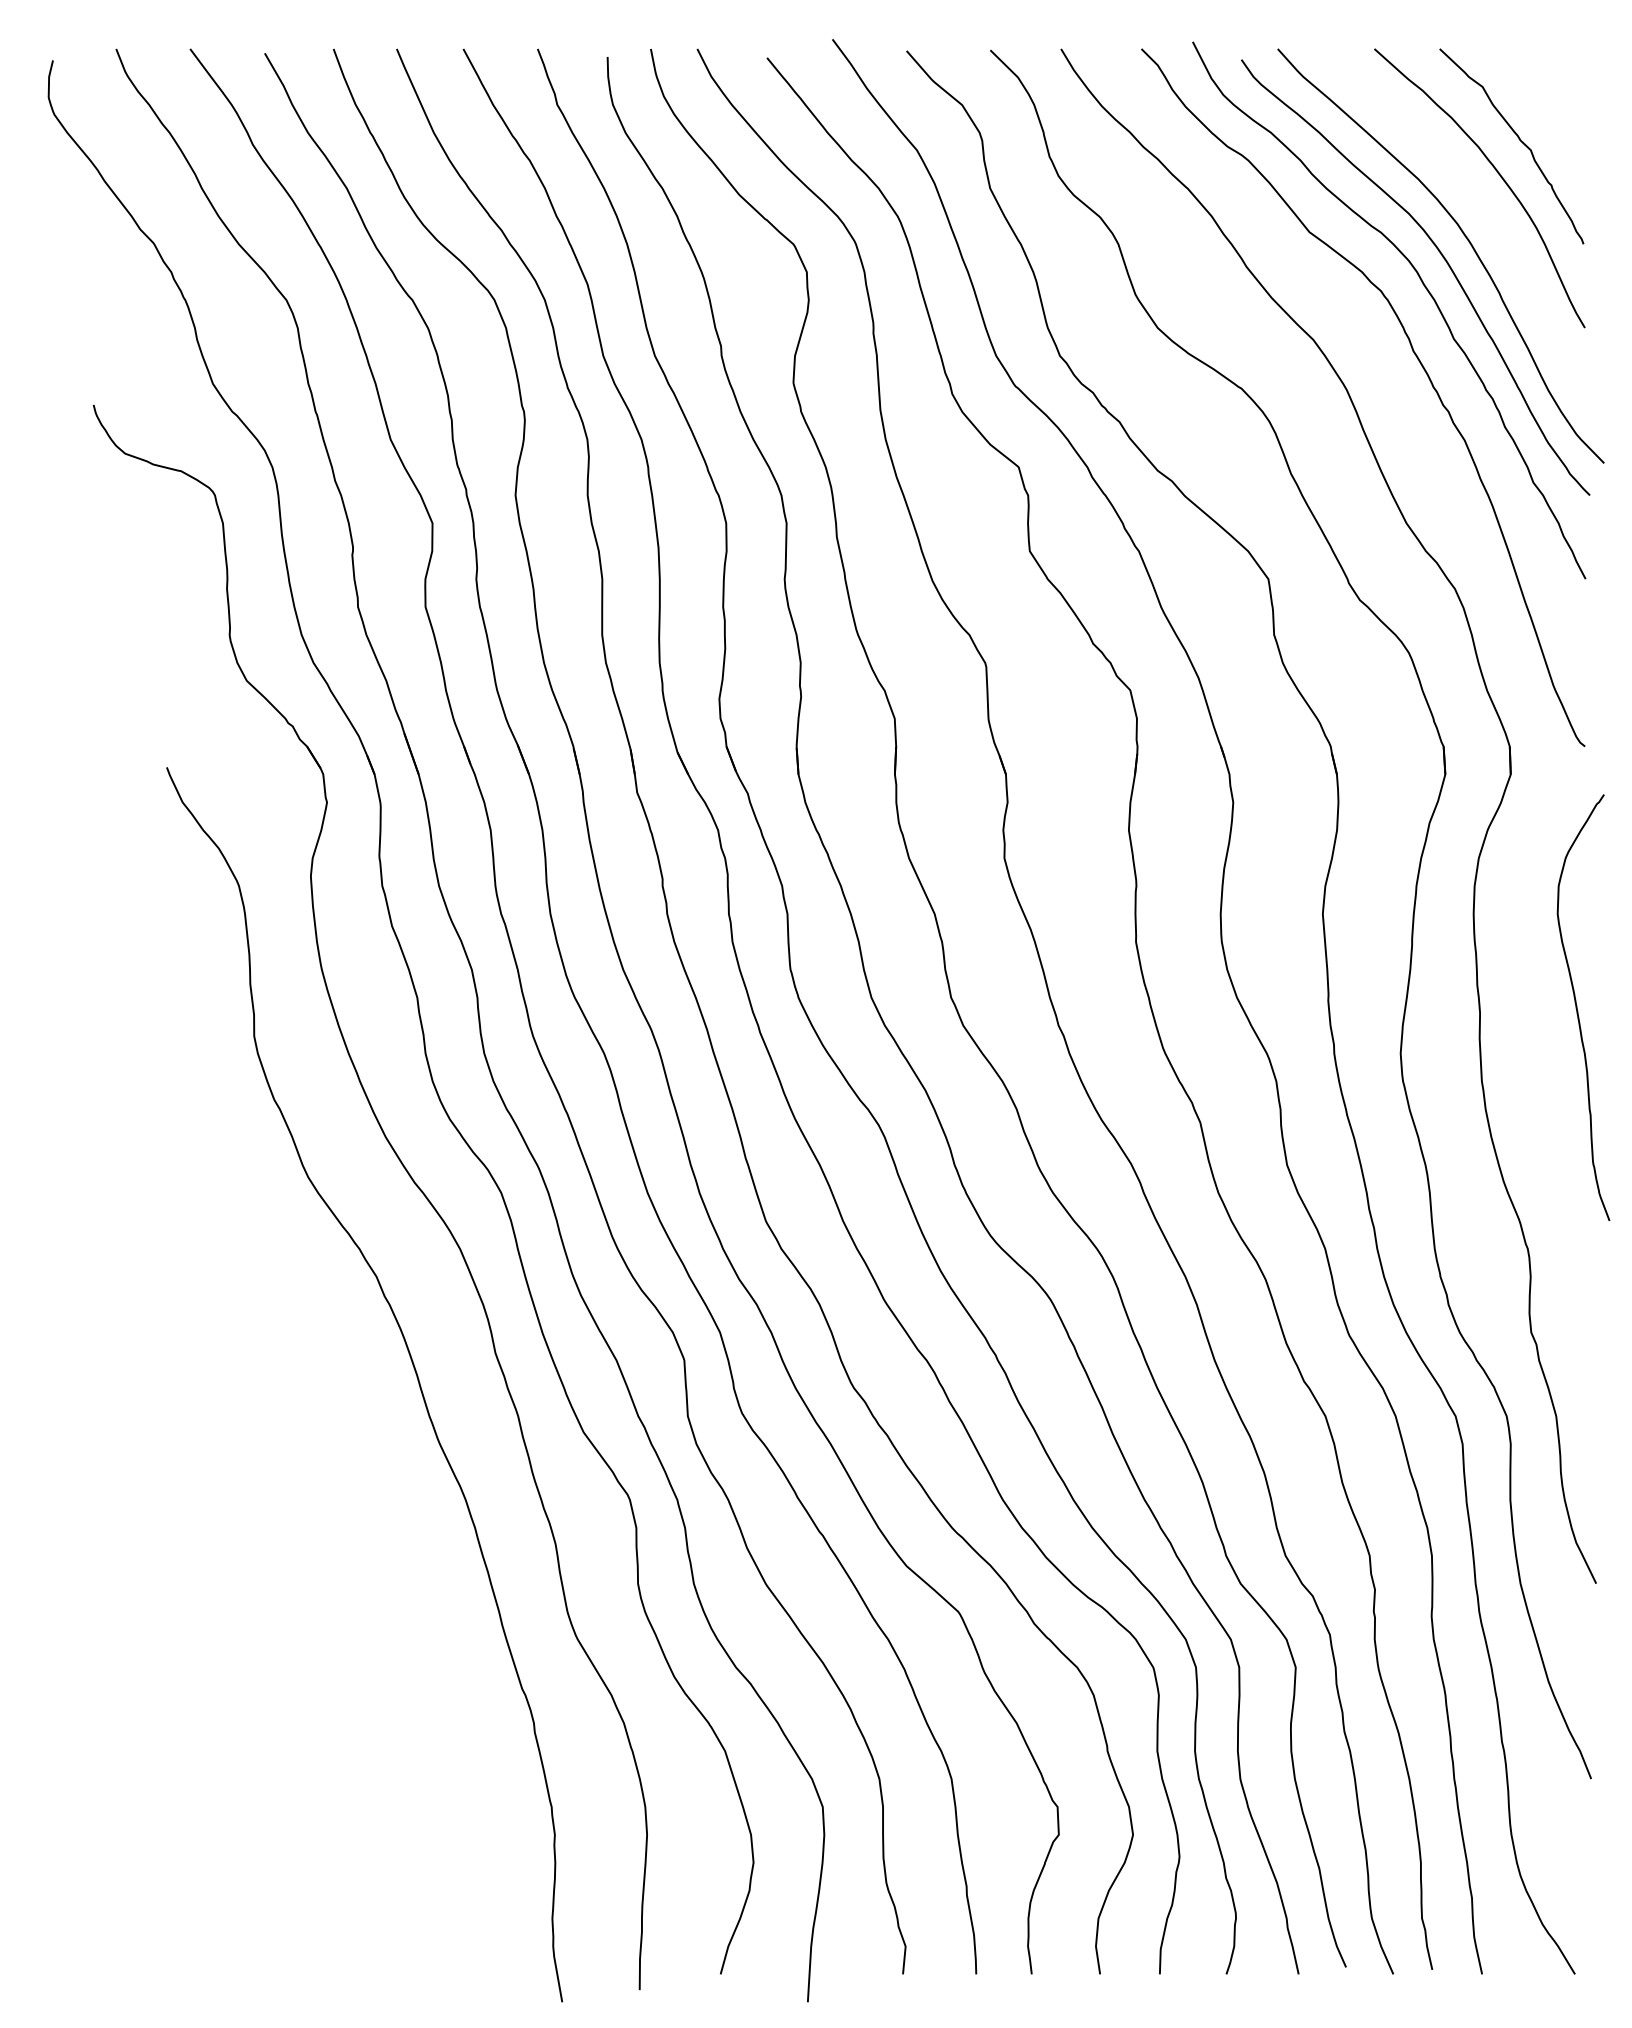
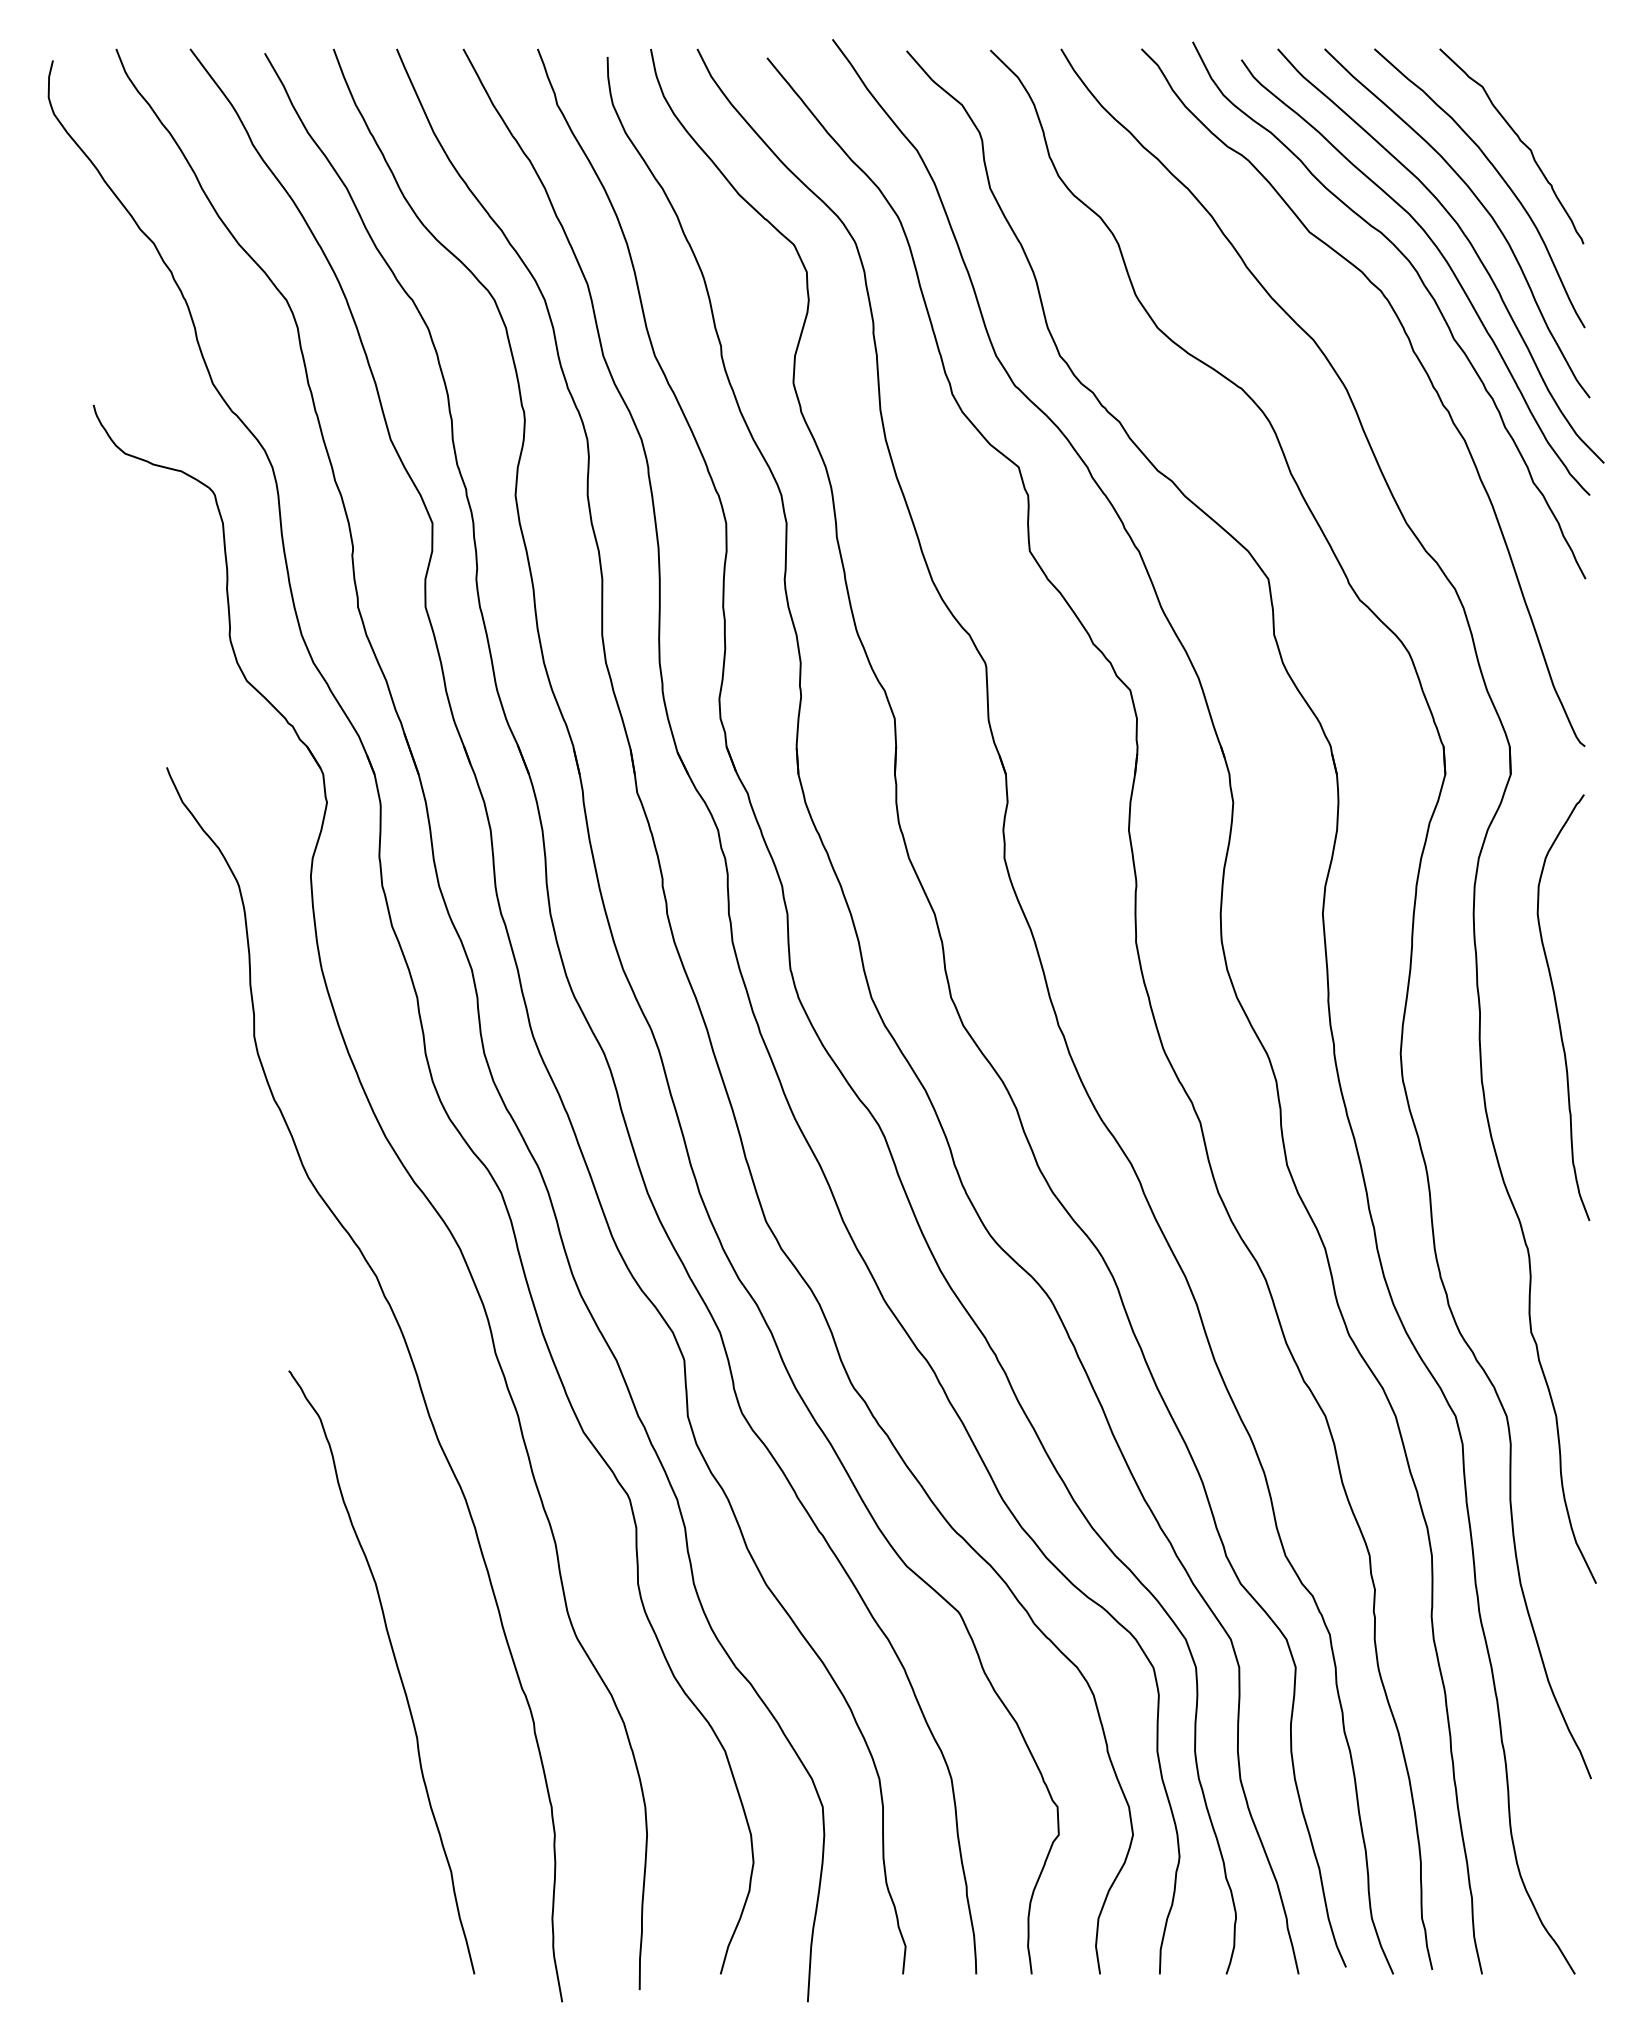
curve: none -> present (1480, 204)
curve position: (1577, 1007) -> (1557, 1007) (1557, 1007)
curve: none -> present (396, 1667)
